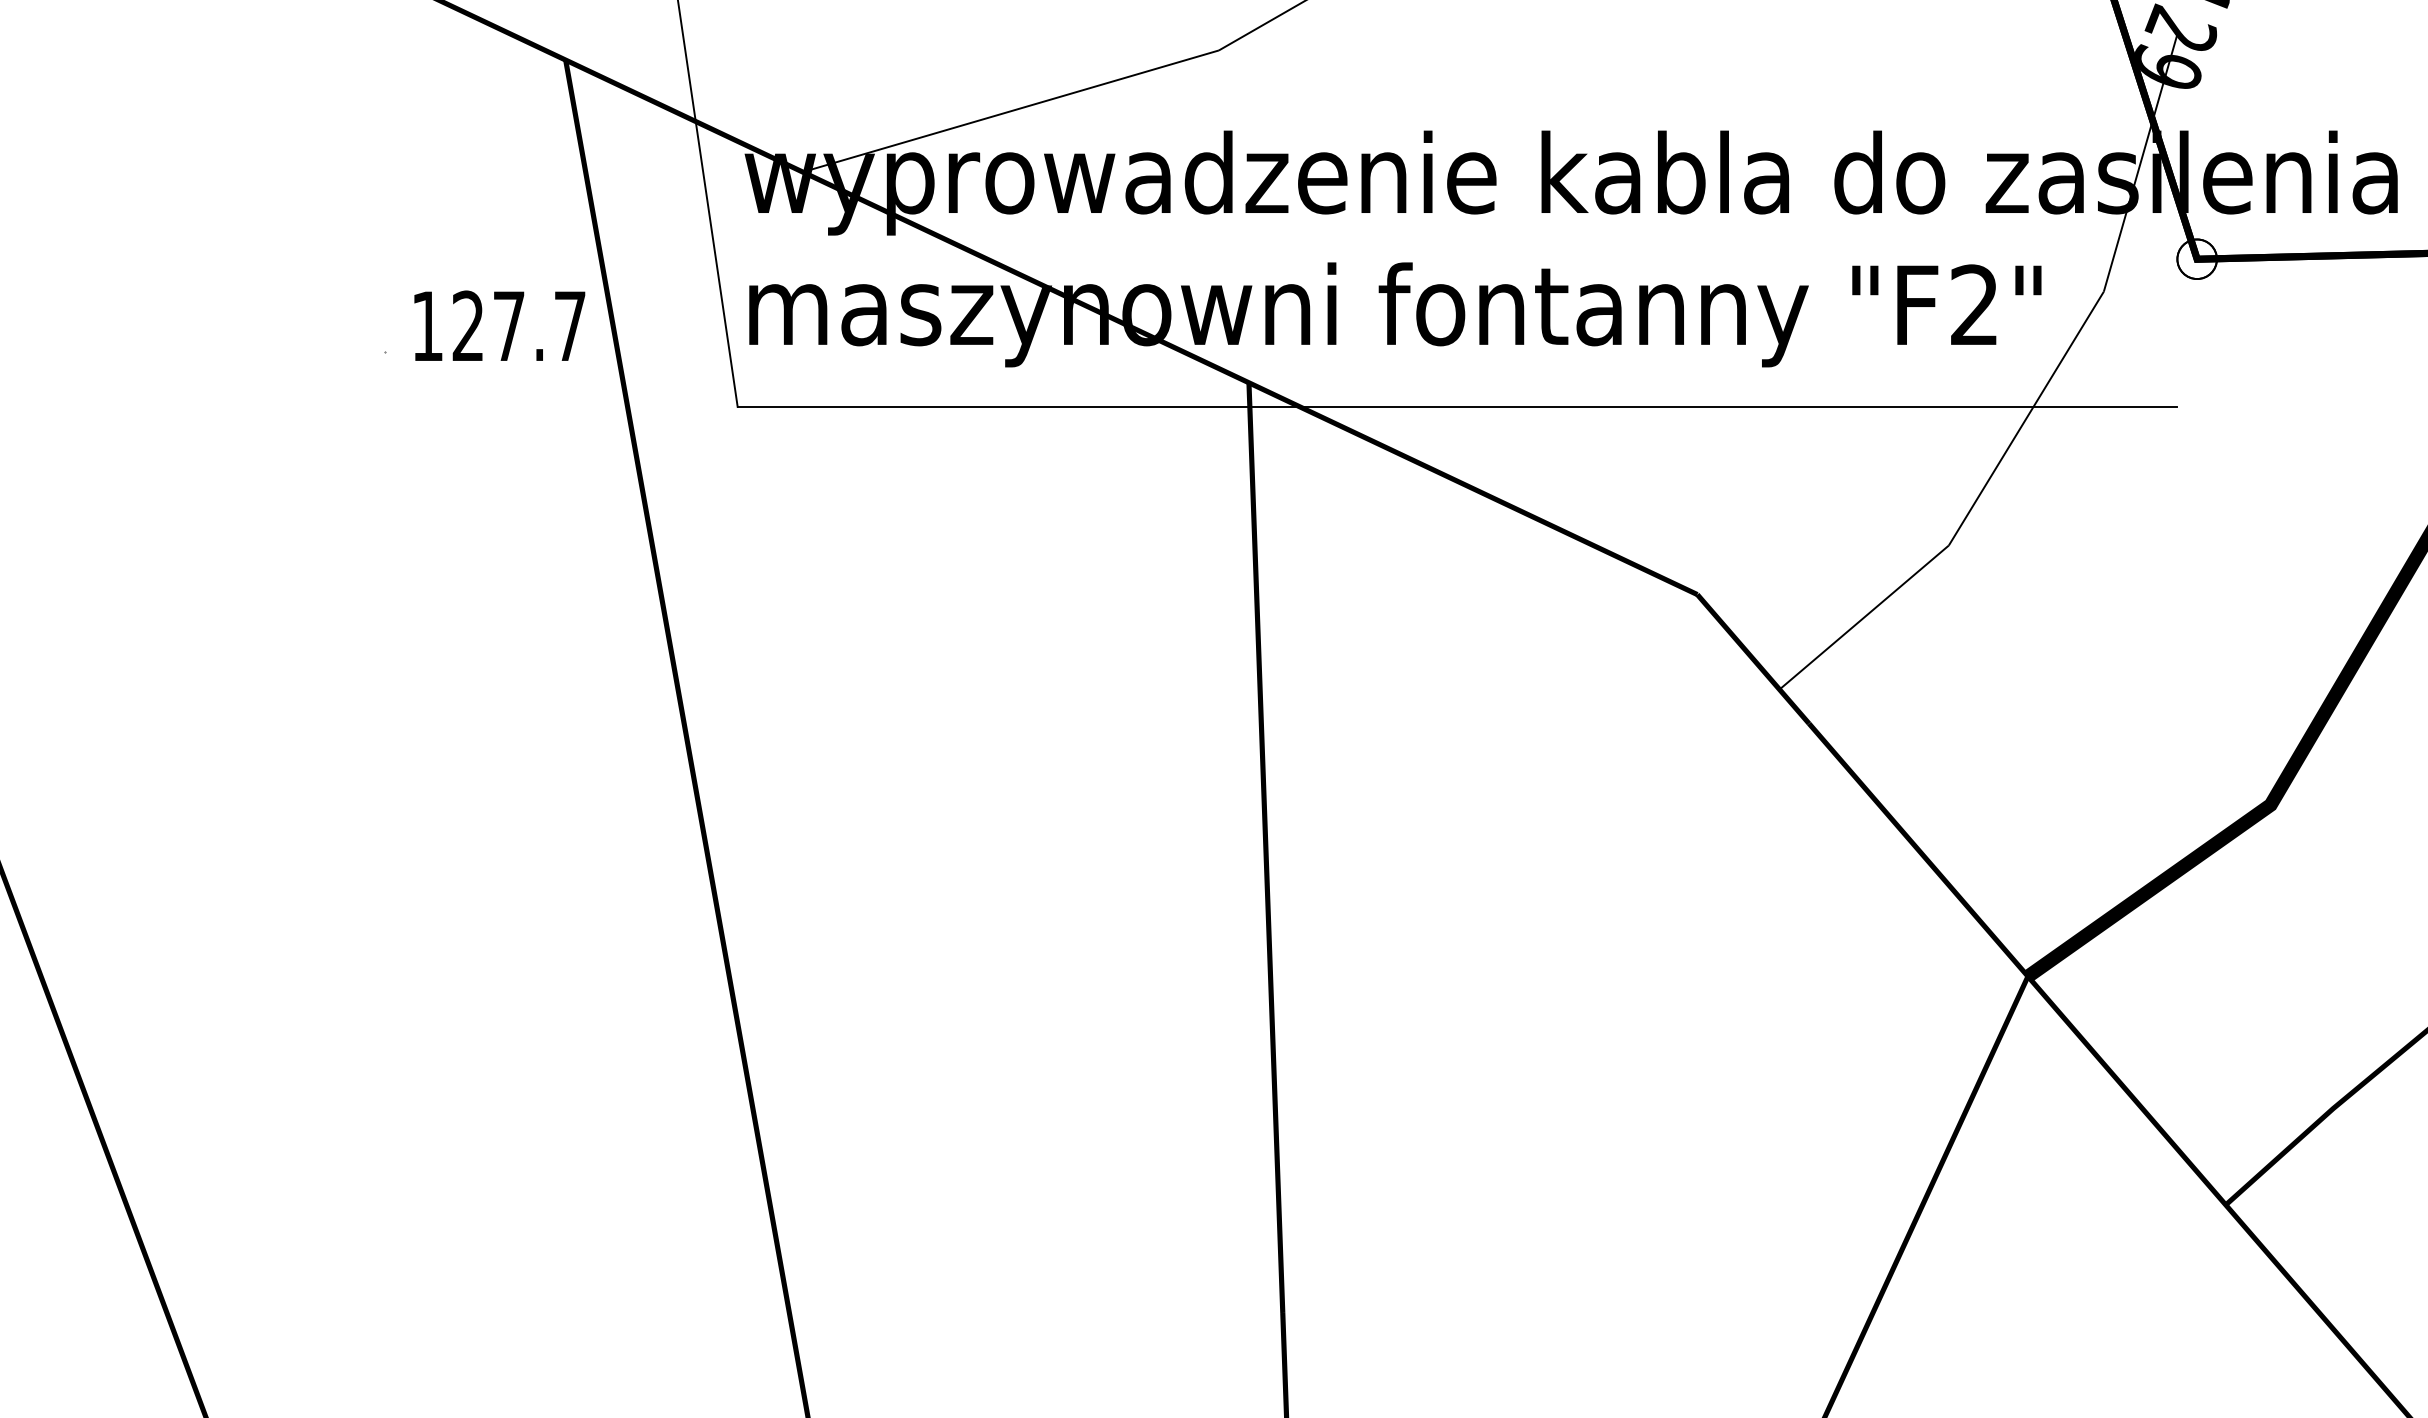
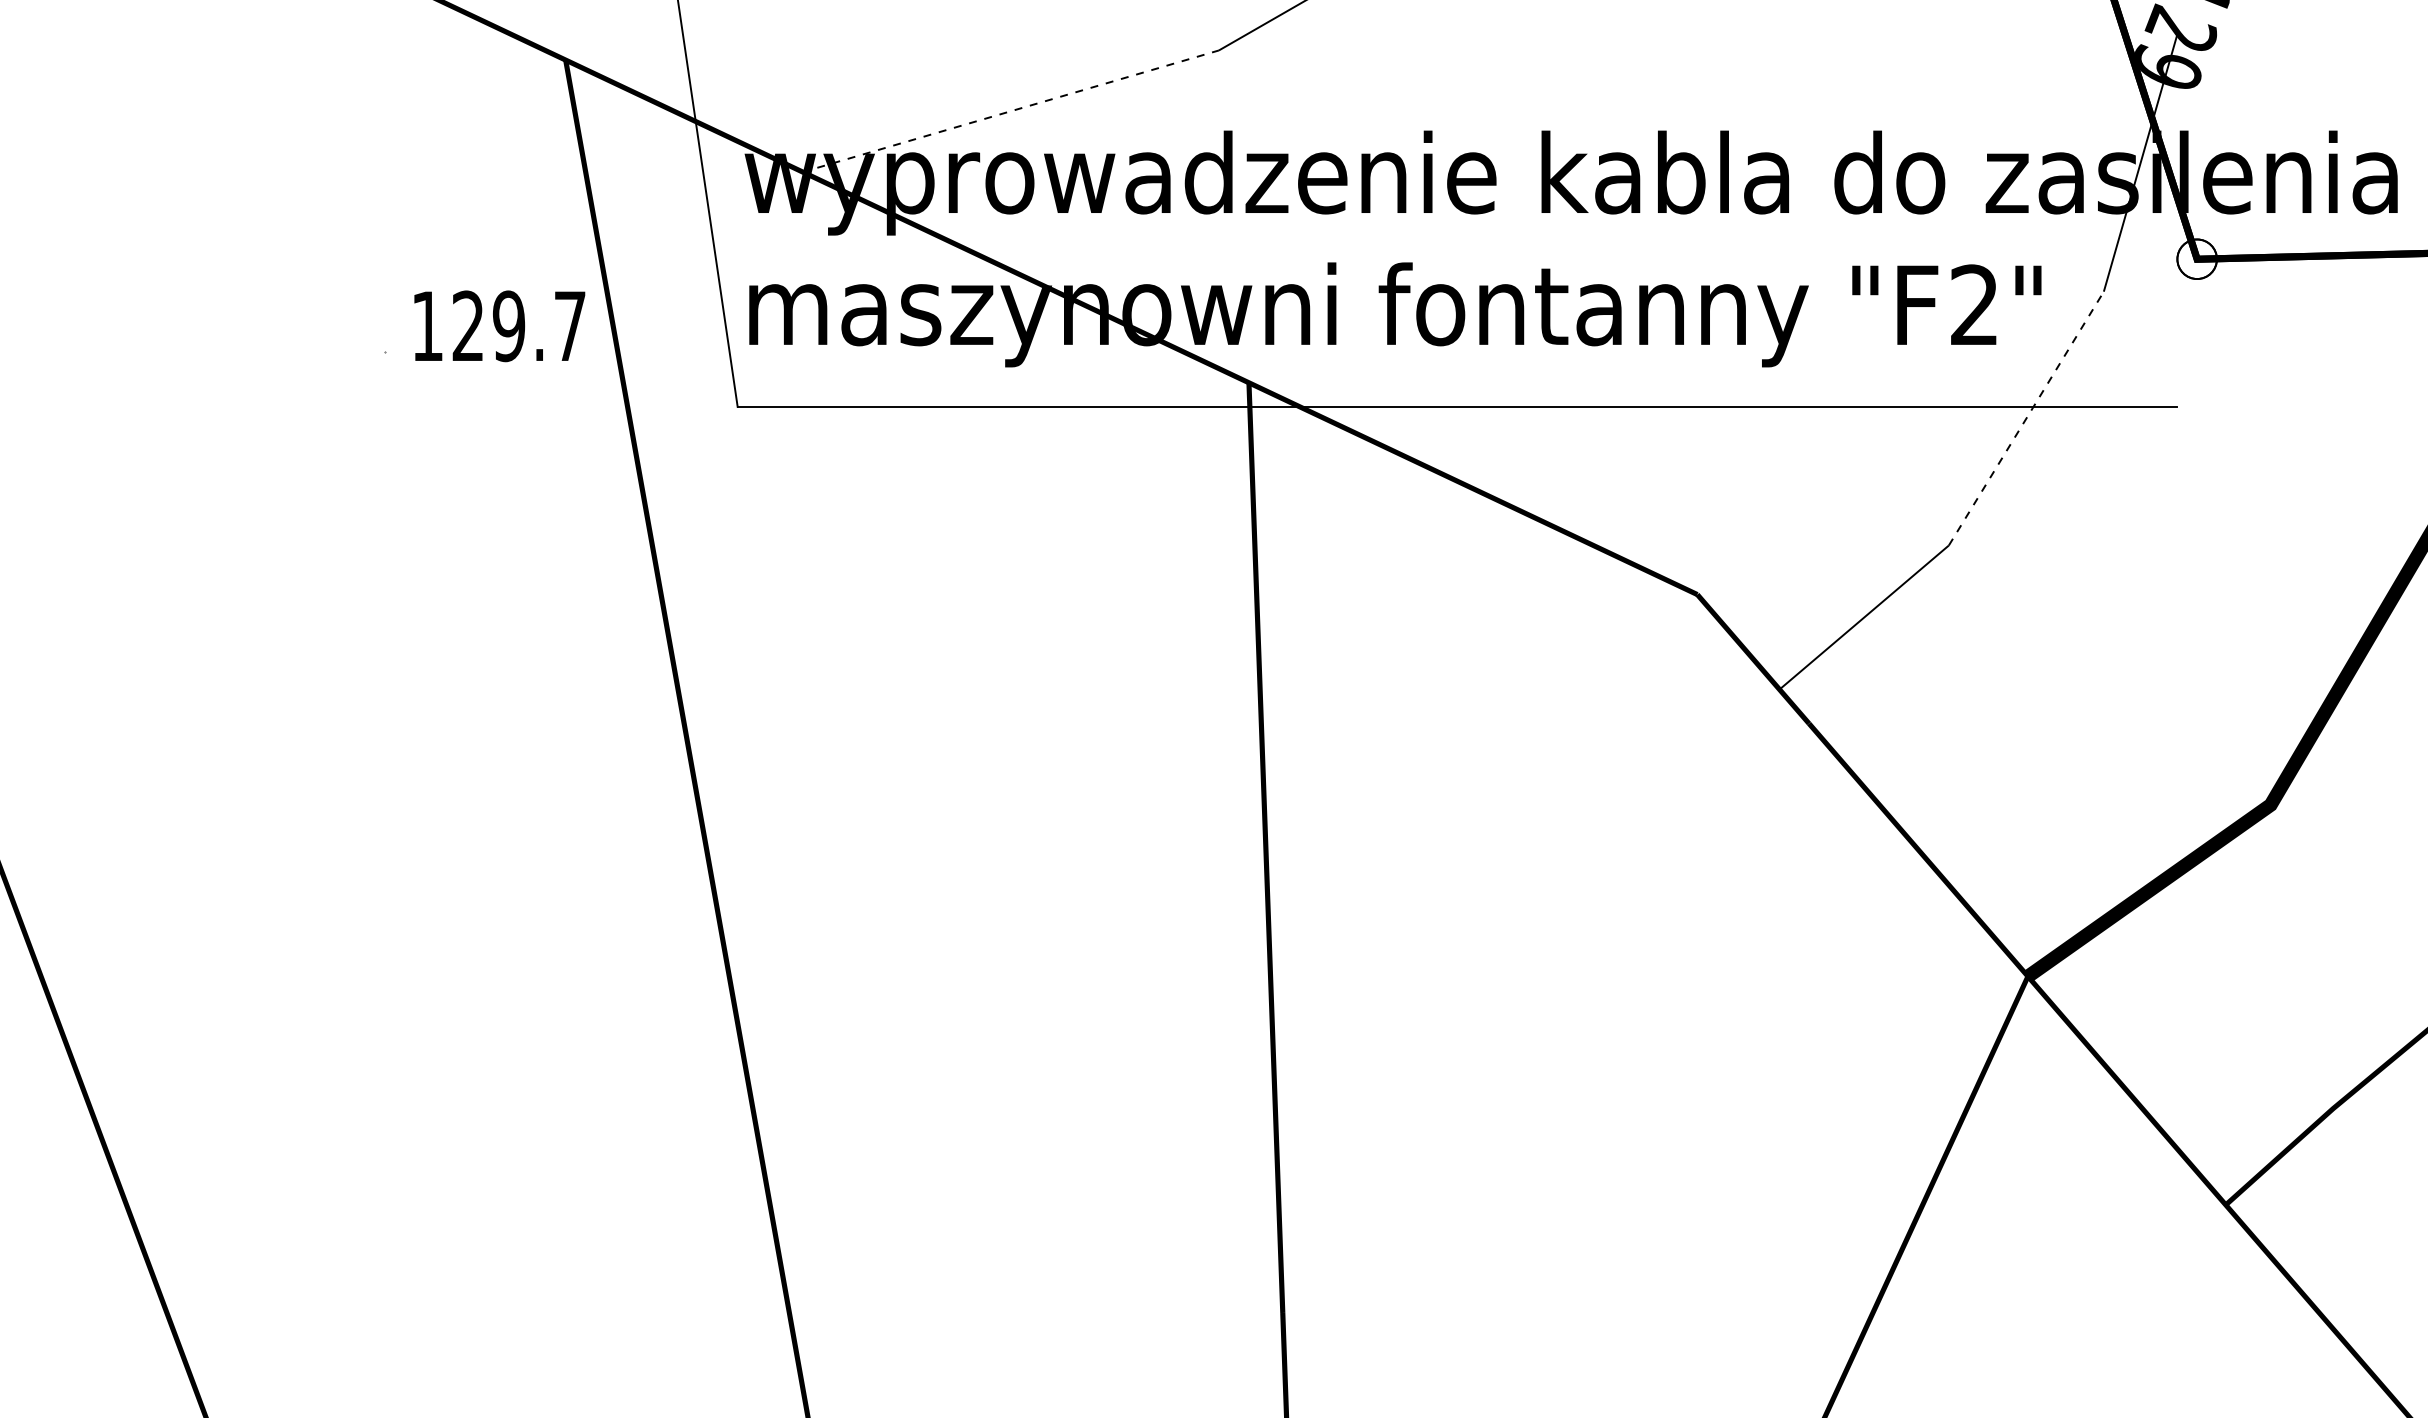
line: solid -> dashed (1011, 111)
text: 127.7 -> 129.7 (509, 326)
line: solid -> dashed (2026, 418)
